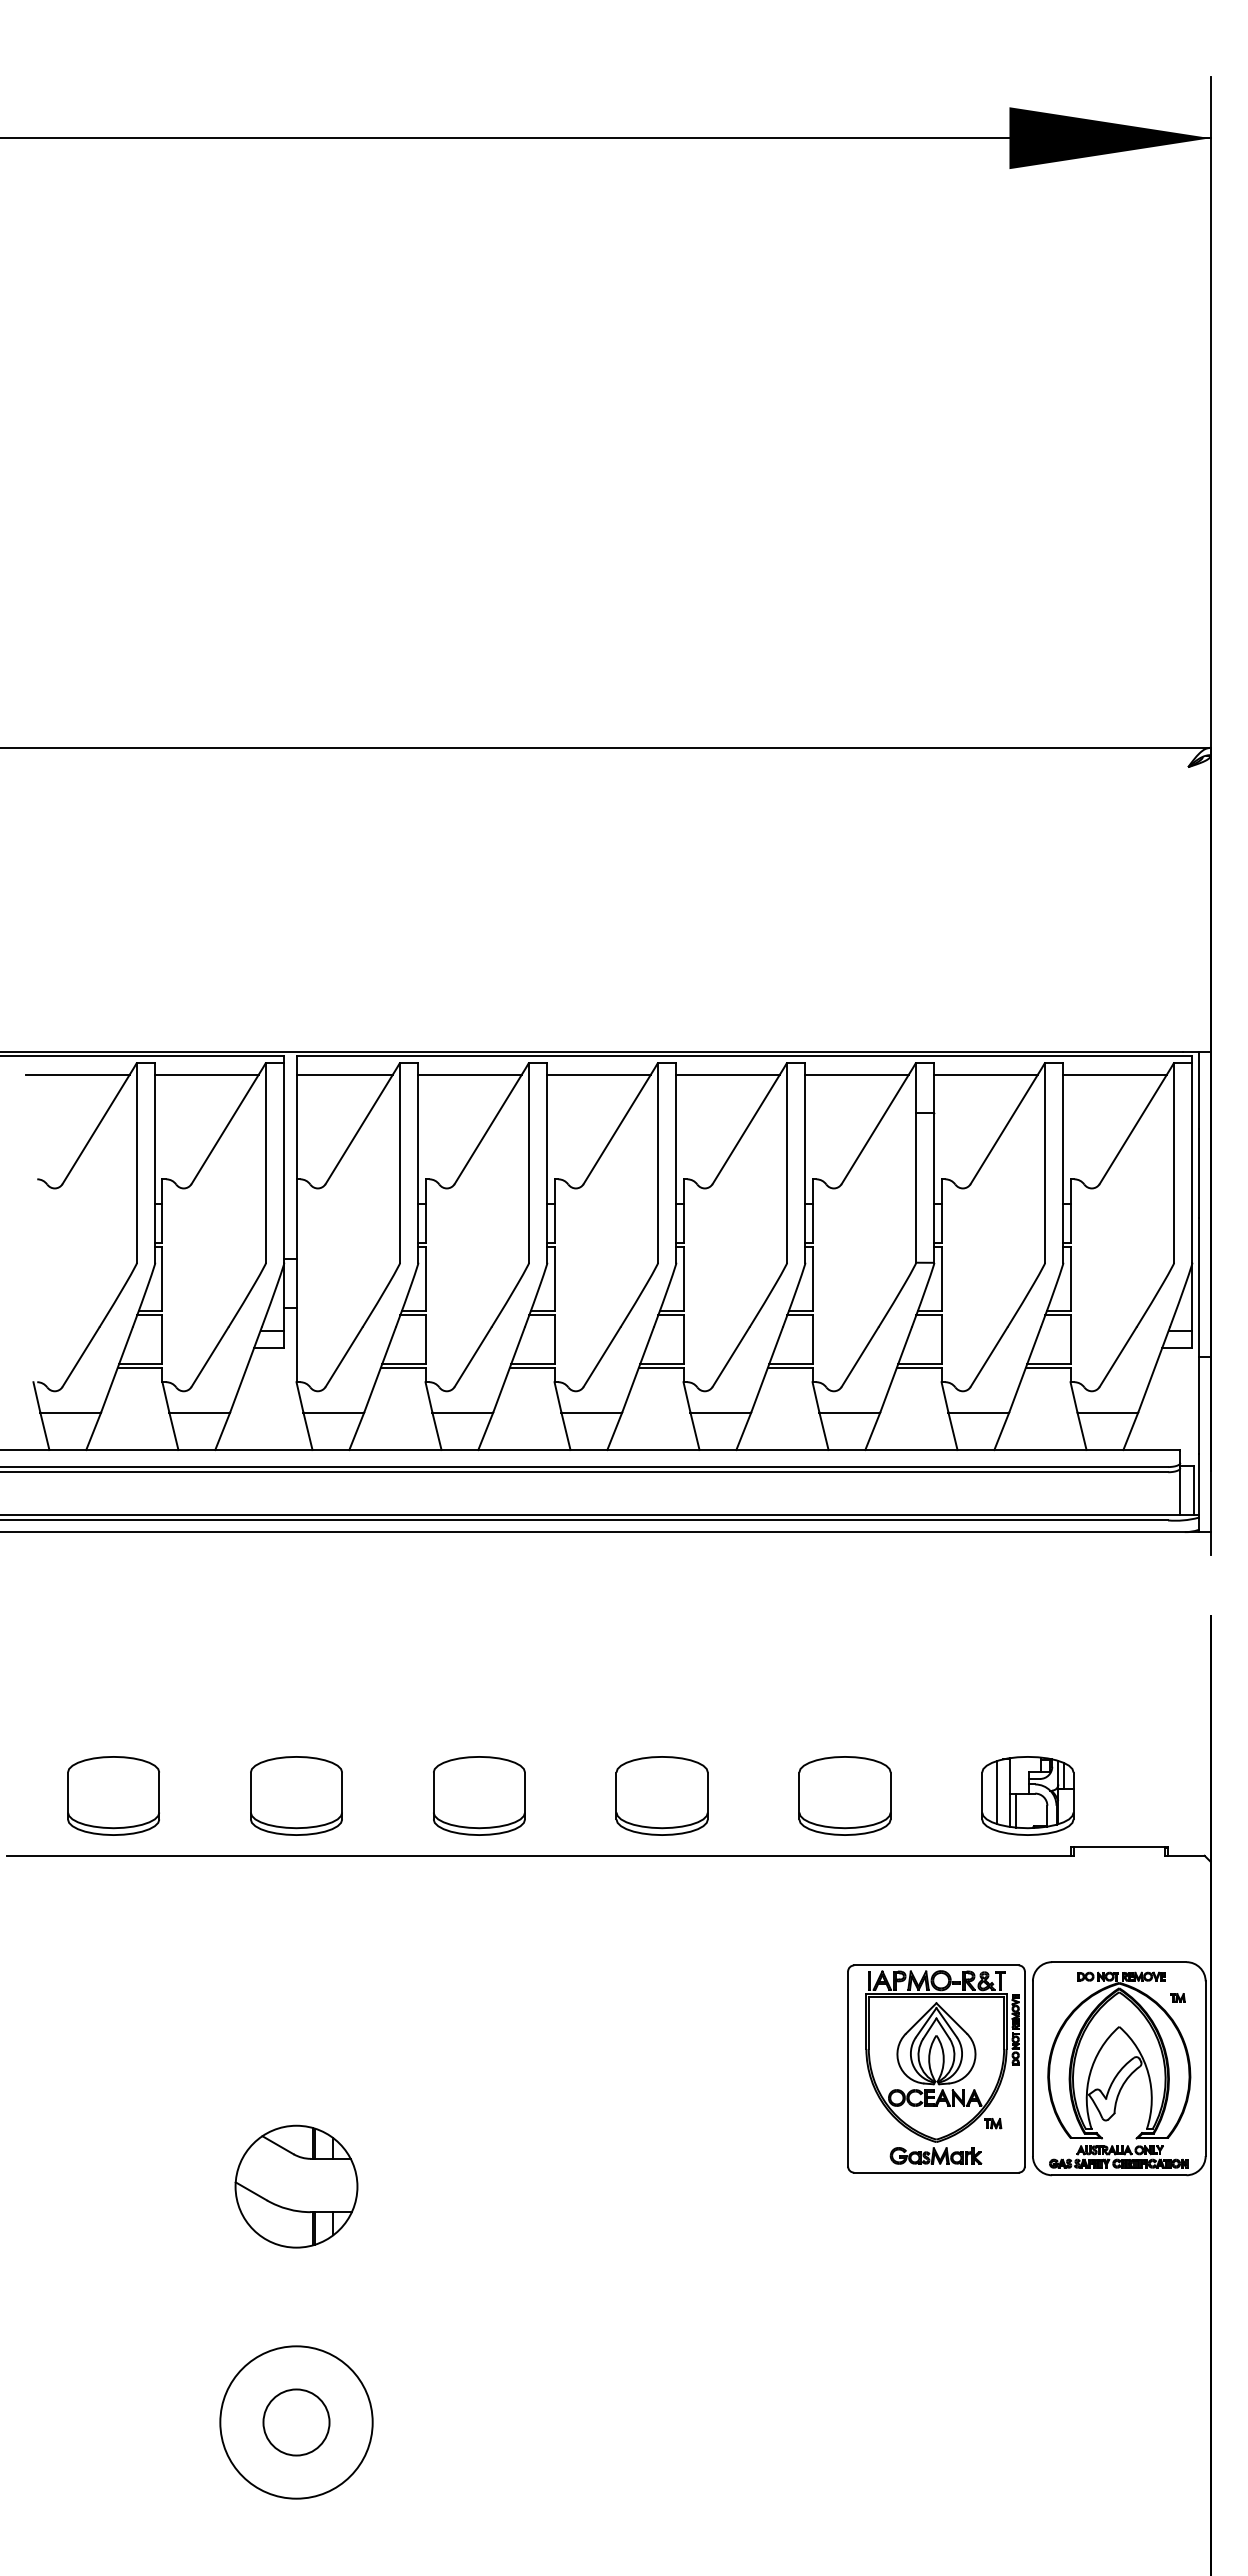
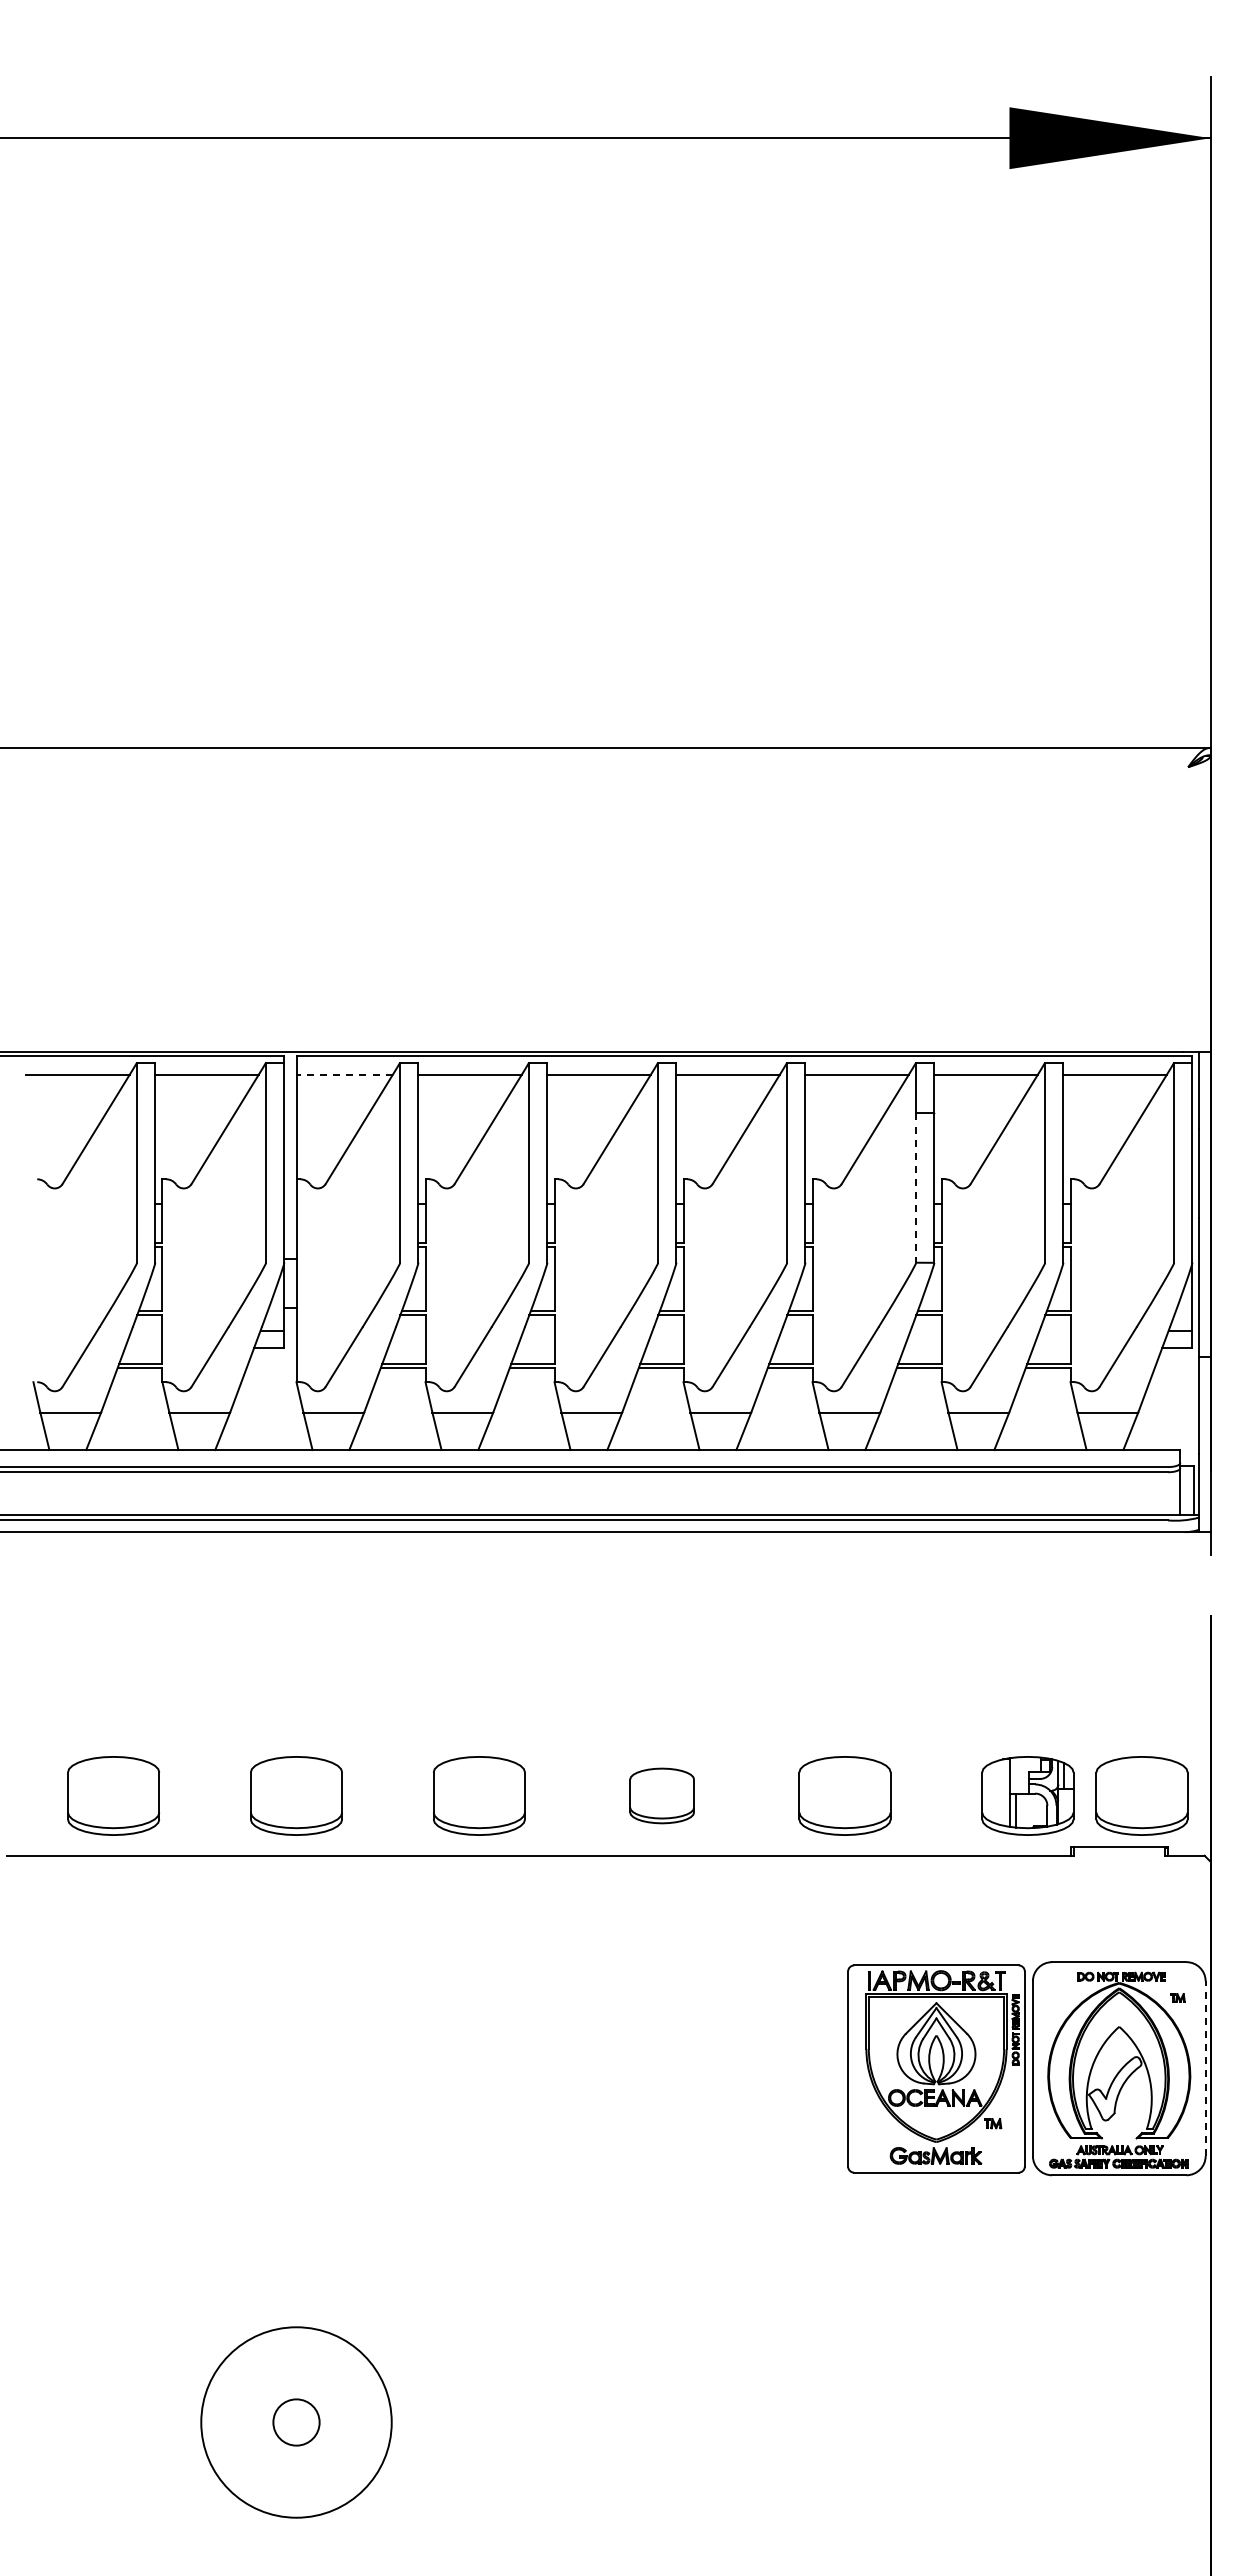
line: solid -> dashed (344, 1075)
line: solid -> dashed (916, 1188)
line: present -> none (997, 1792)
part size: 94x80 px -> 66x58 px (661, 1795)
part: none -> present (1141, 1795)
line: solid -> dashed (1205, 2068)
part: present -> none (296, 2186)
circle diameter: 152 px -> 190 px (296, 2422)
circle diameter: 66 px -> 46 px (296, 2422)
